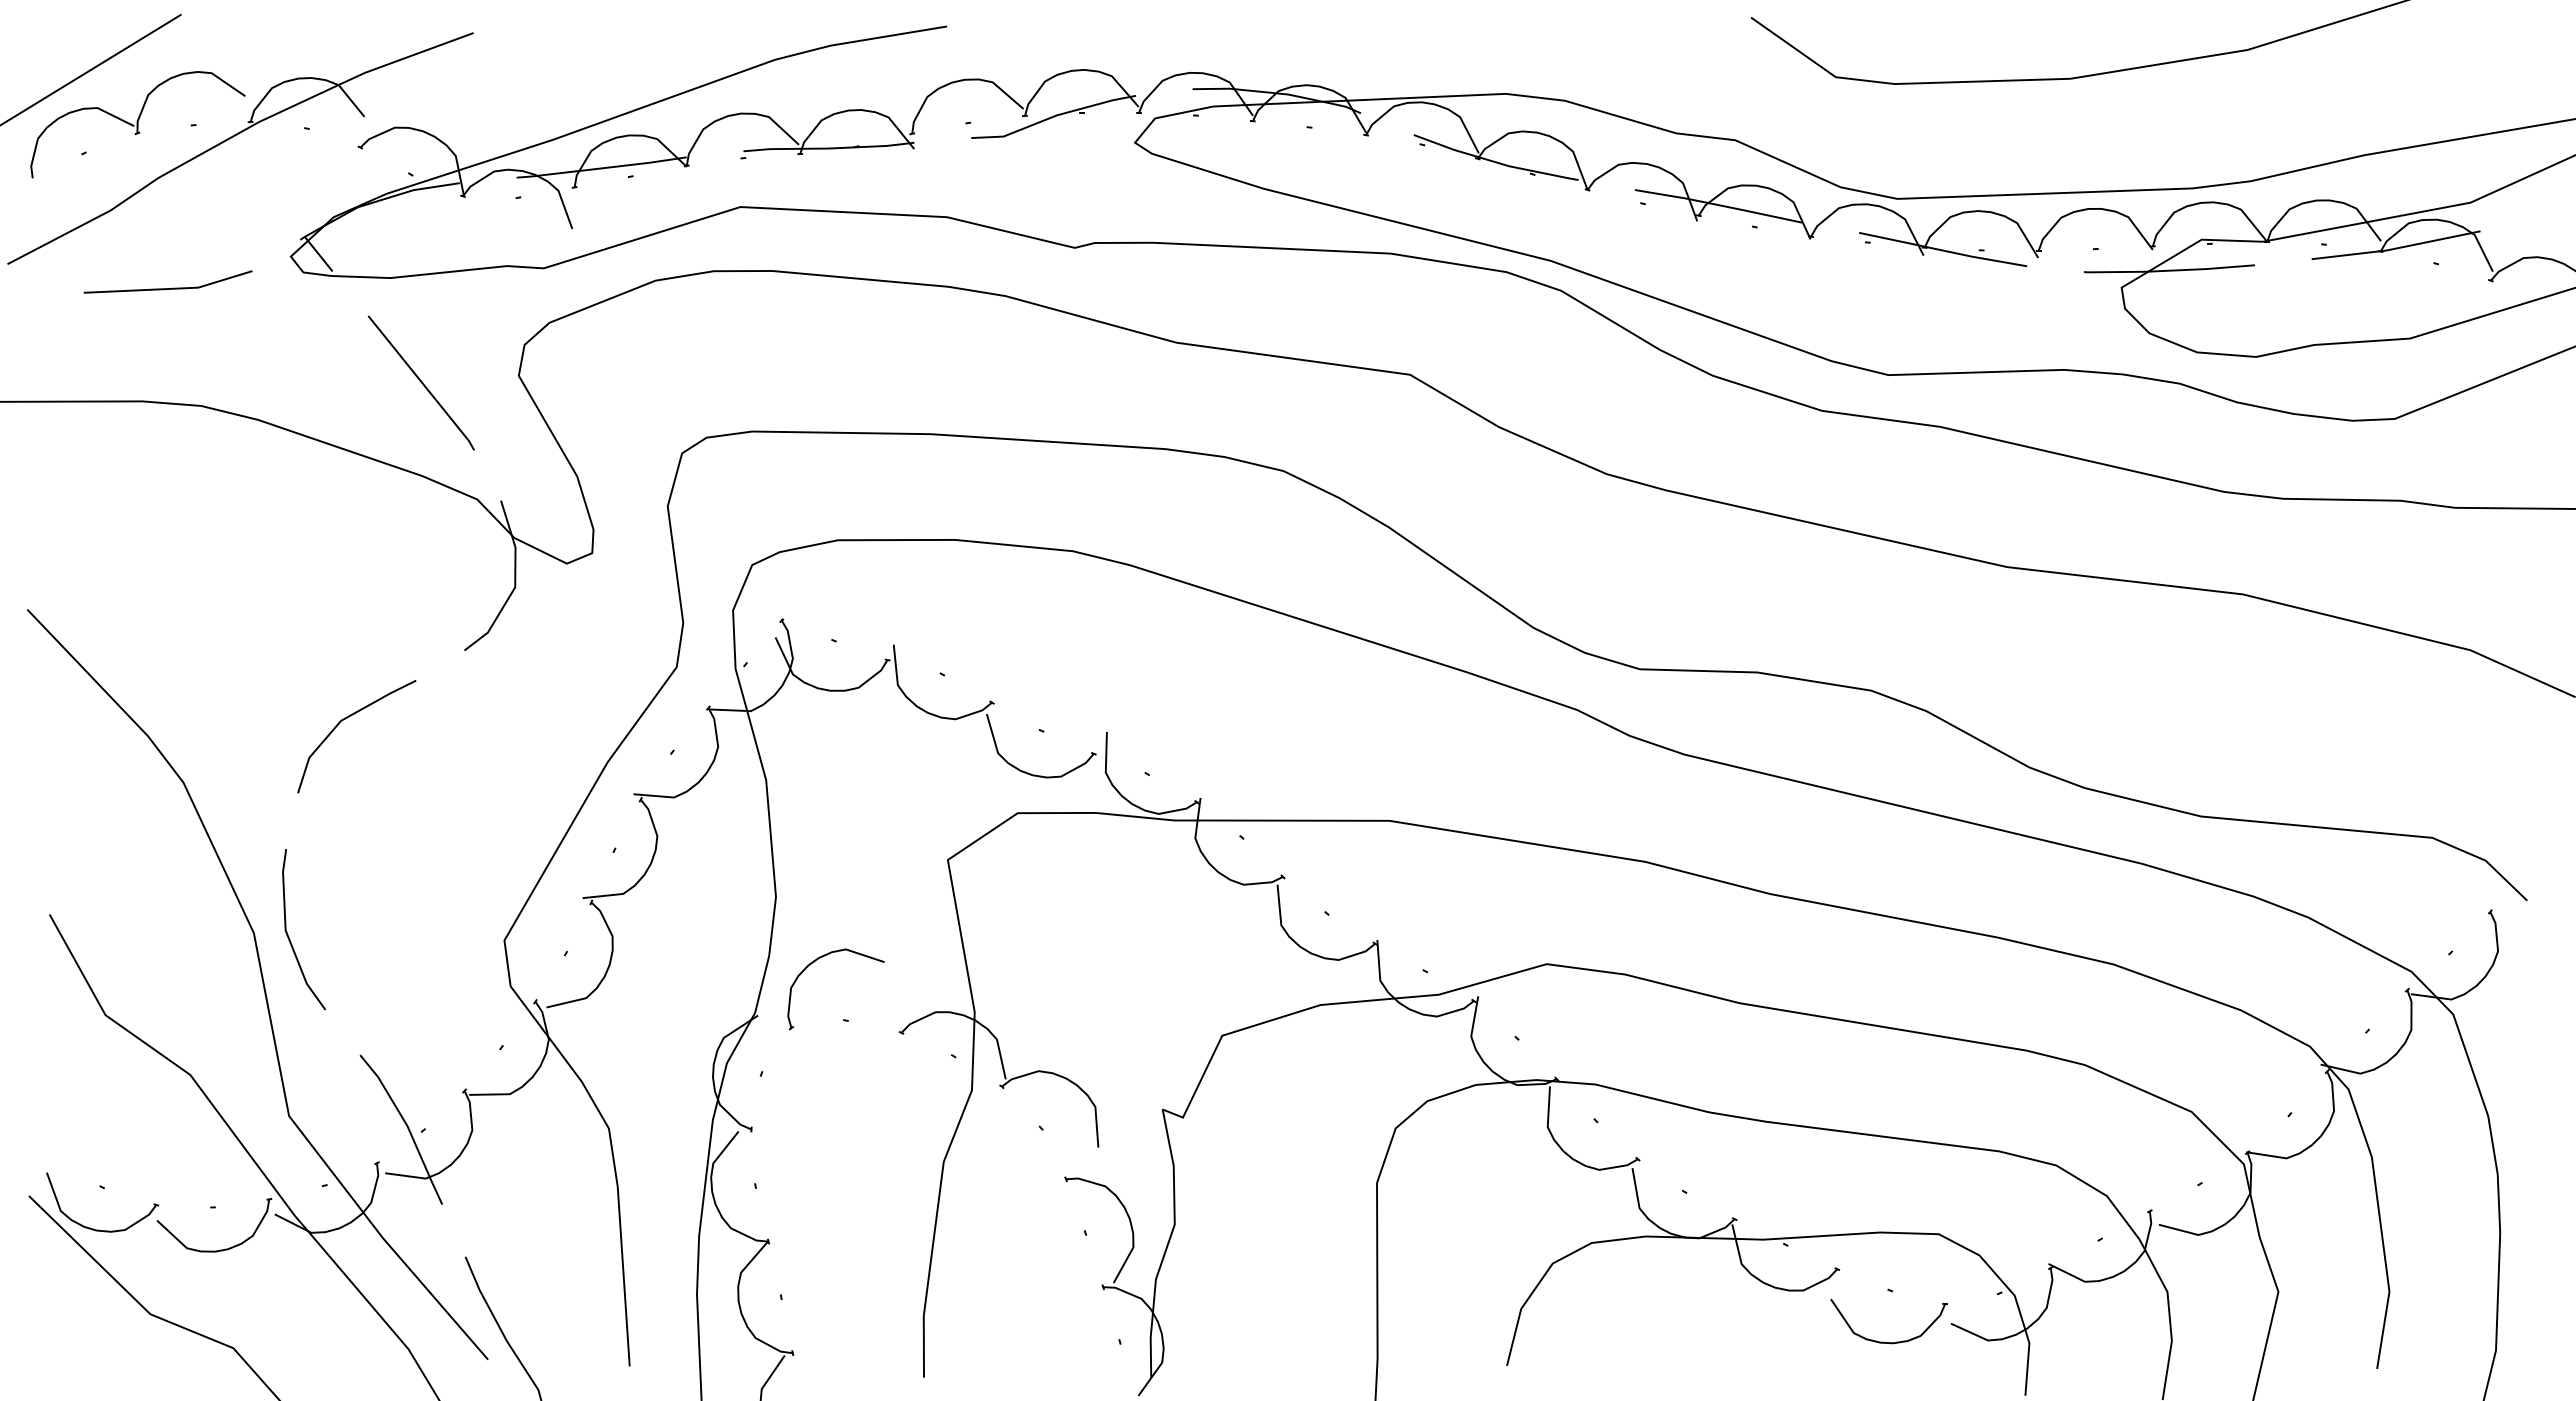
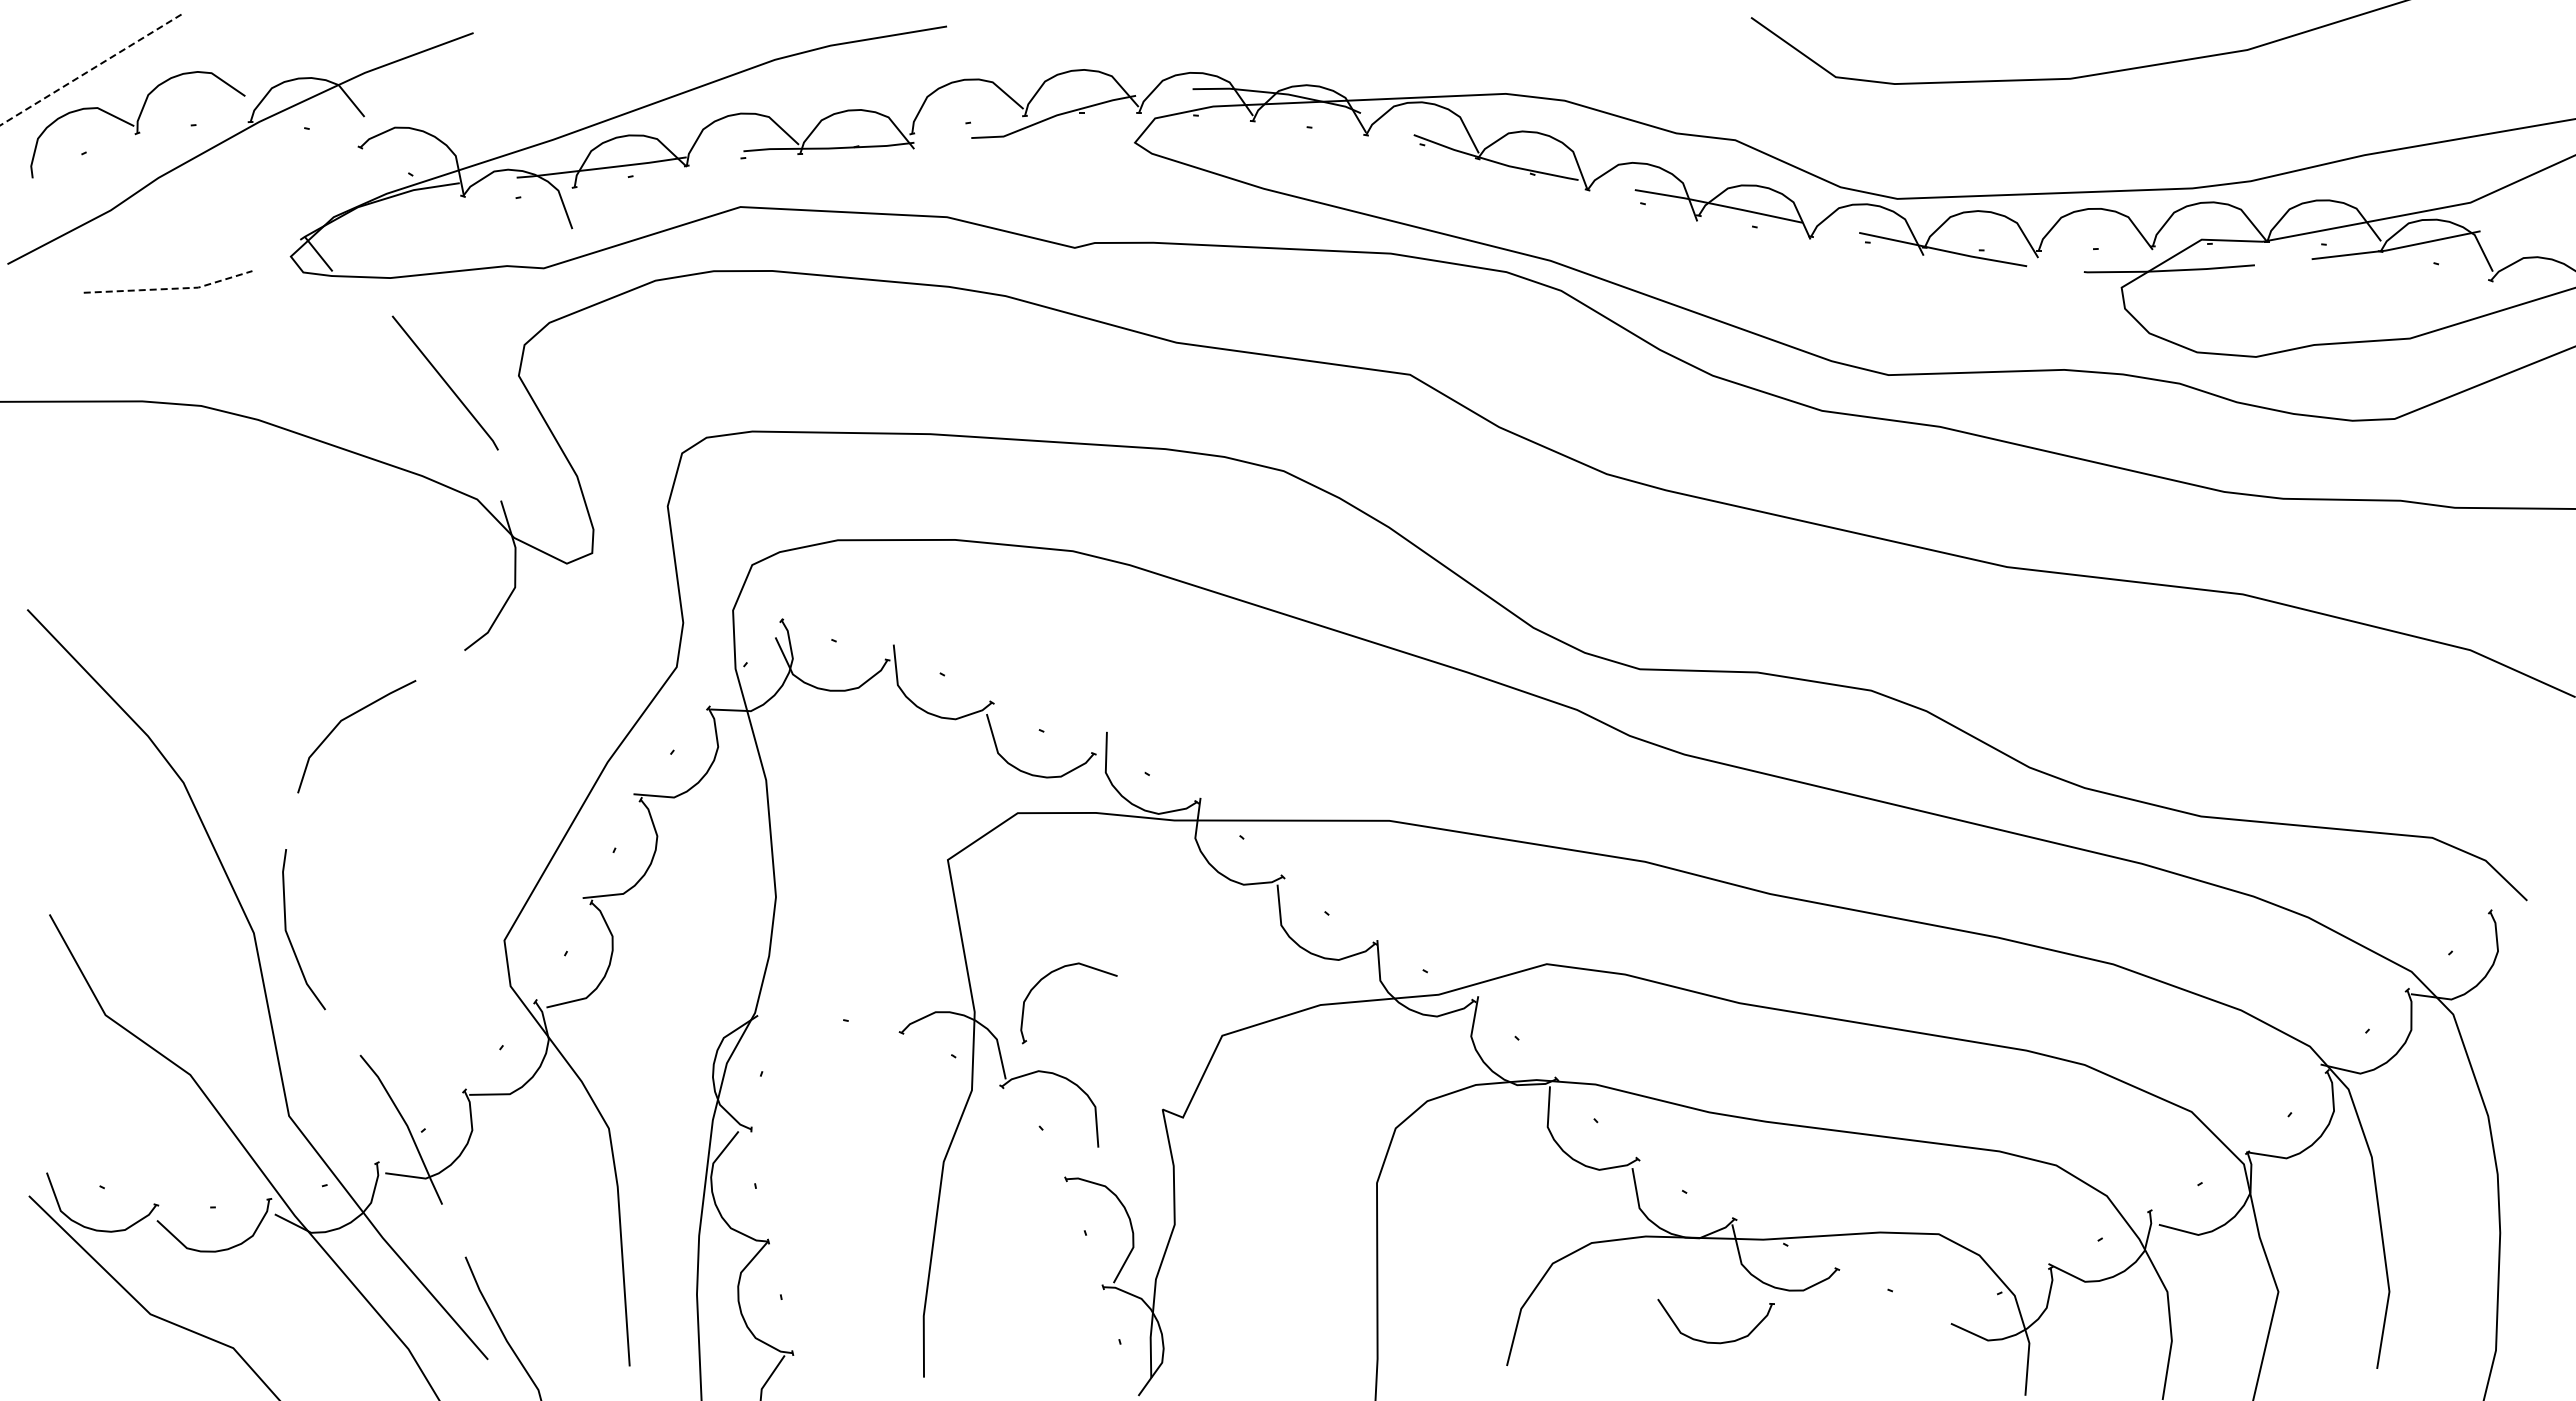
line: solid -> dashed (90, 70)
line: solid -> dashed (169, 288)
line position: (420, 382) -> (444, 382) (444, 382)
part position: (817, 960) -> (1050, 974) (1050, 974)
part position: (1883, 1341) -> (1710, 1341) (1710, 1341)
